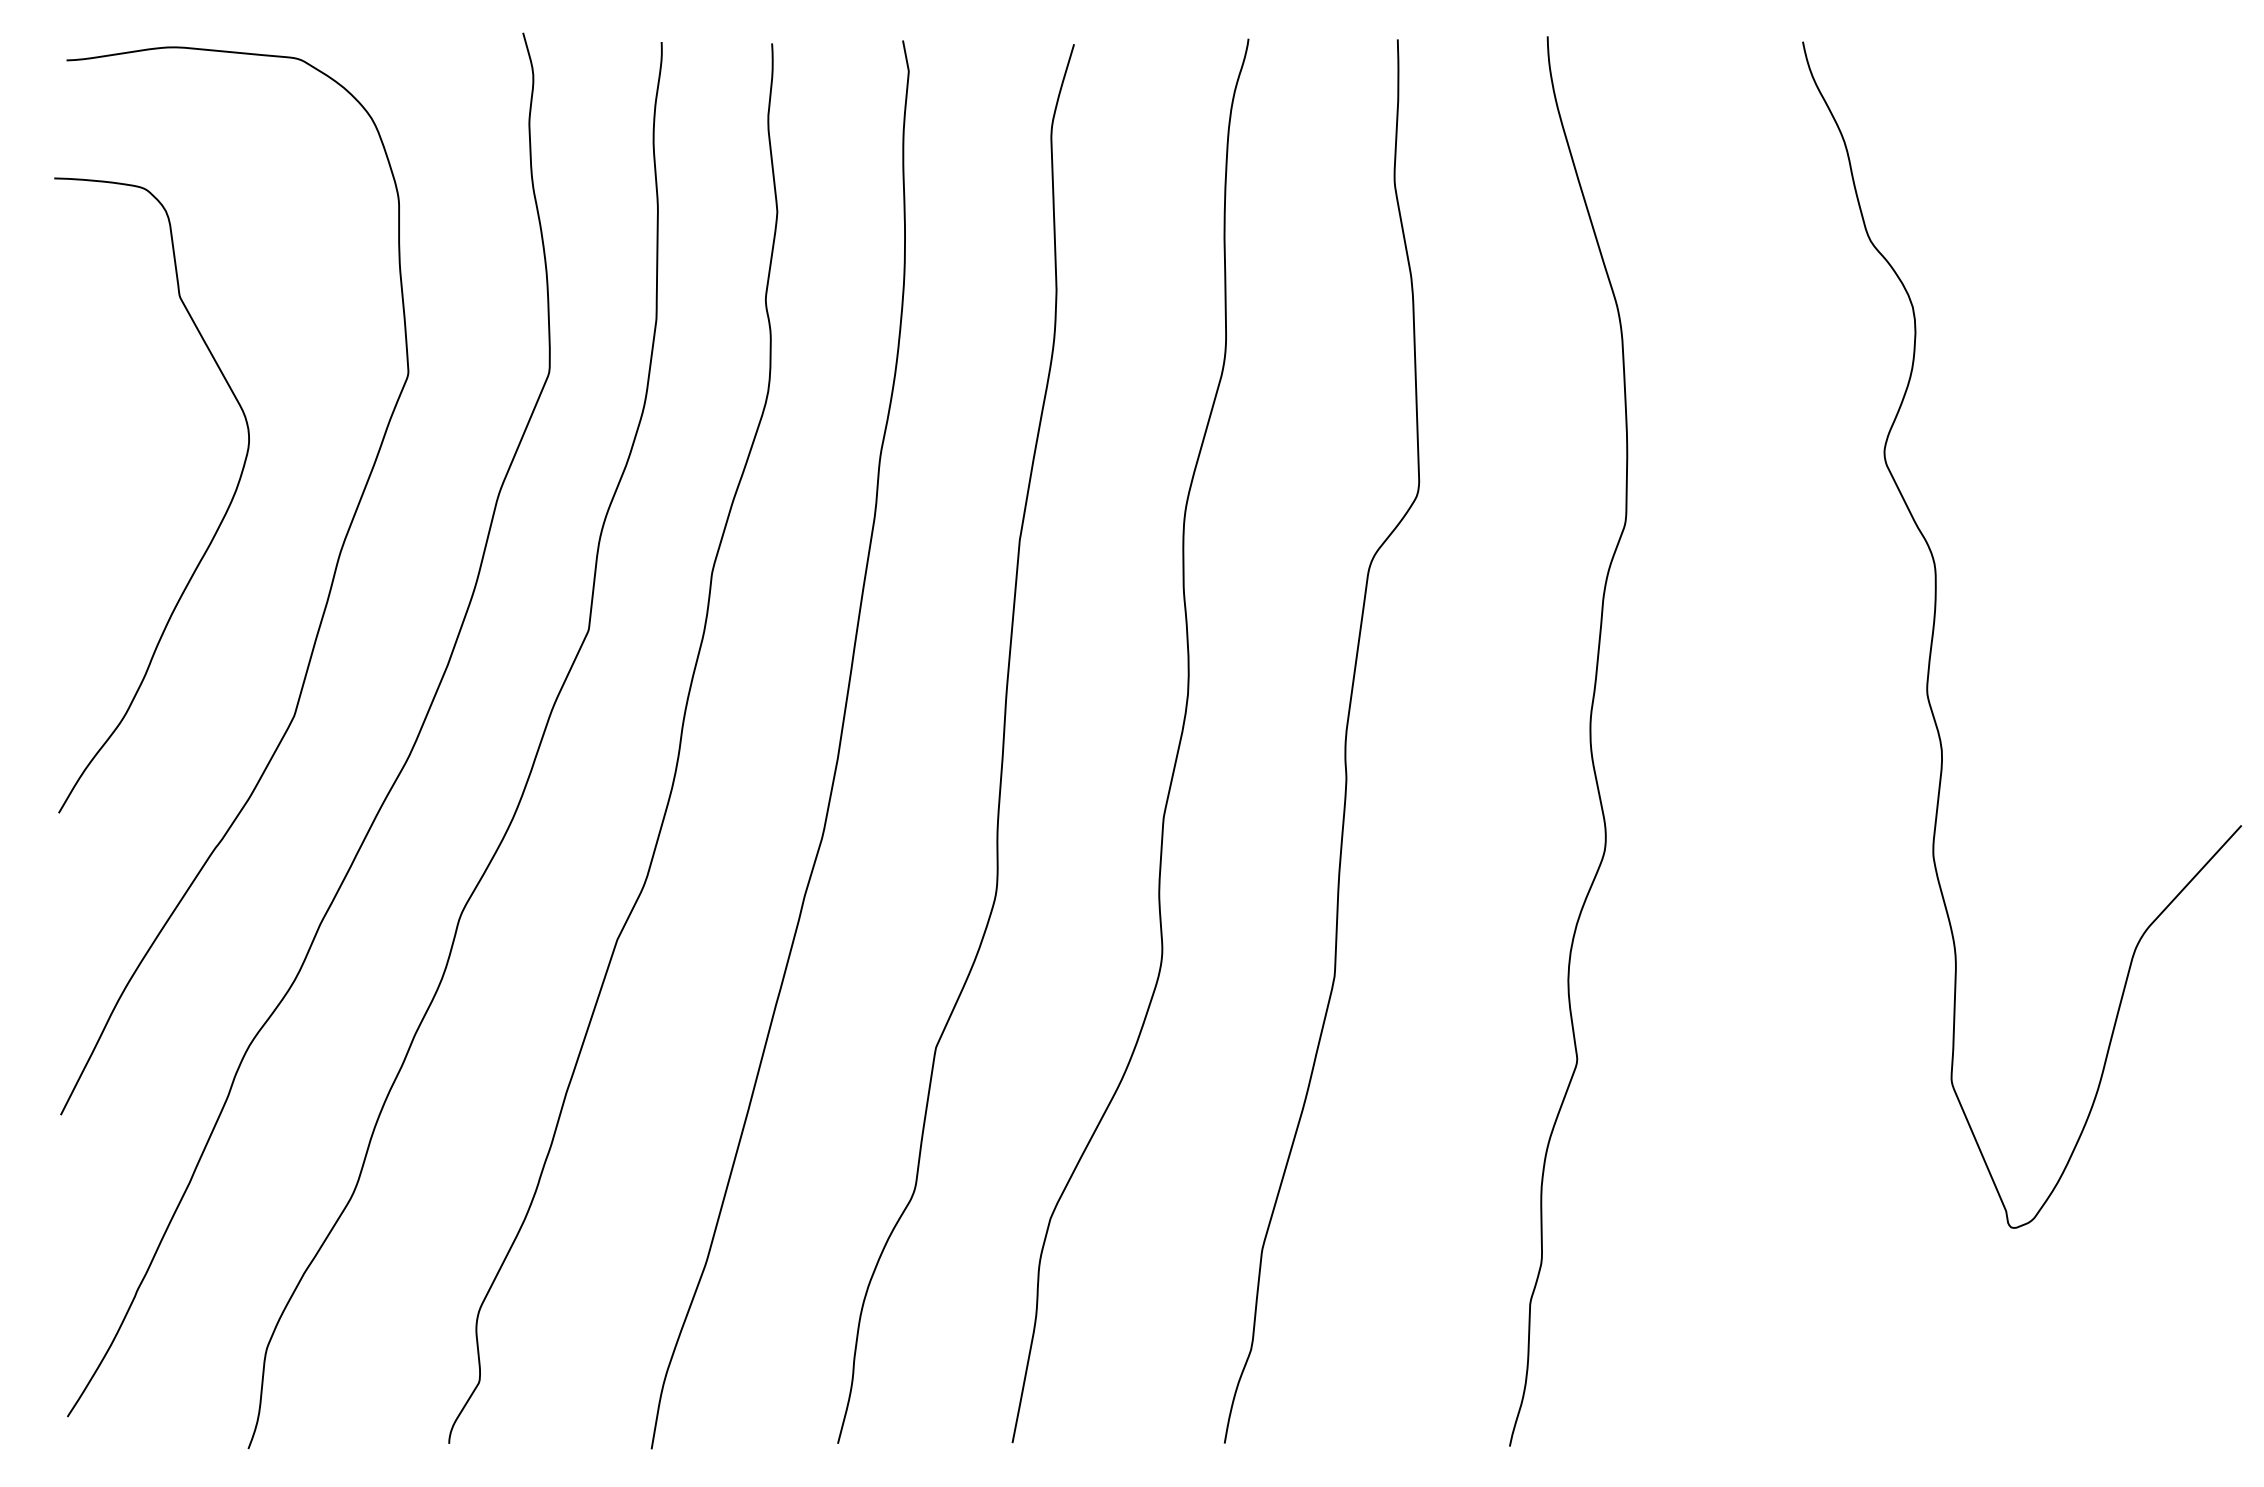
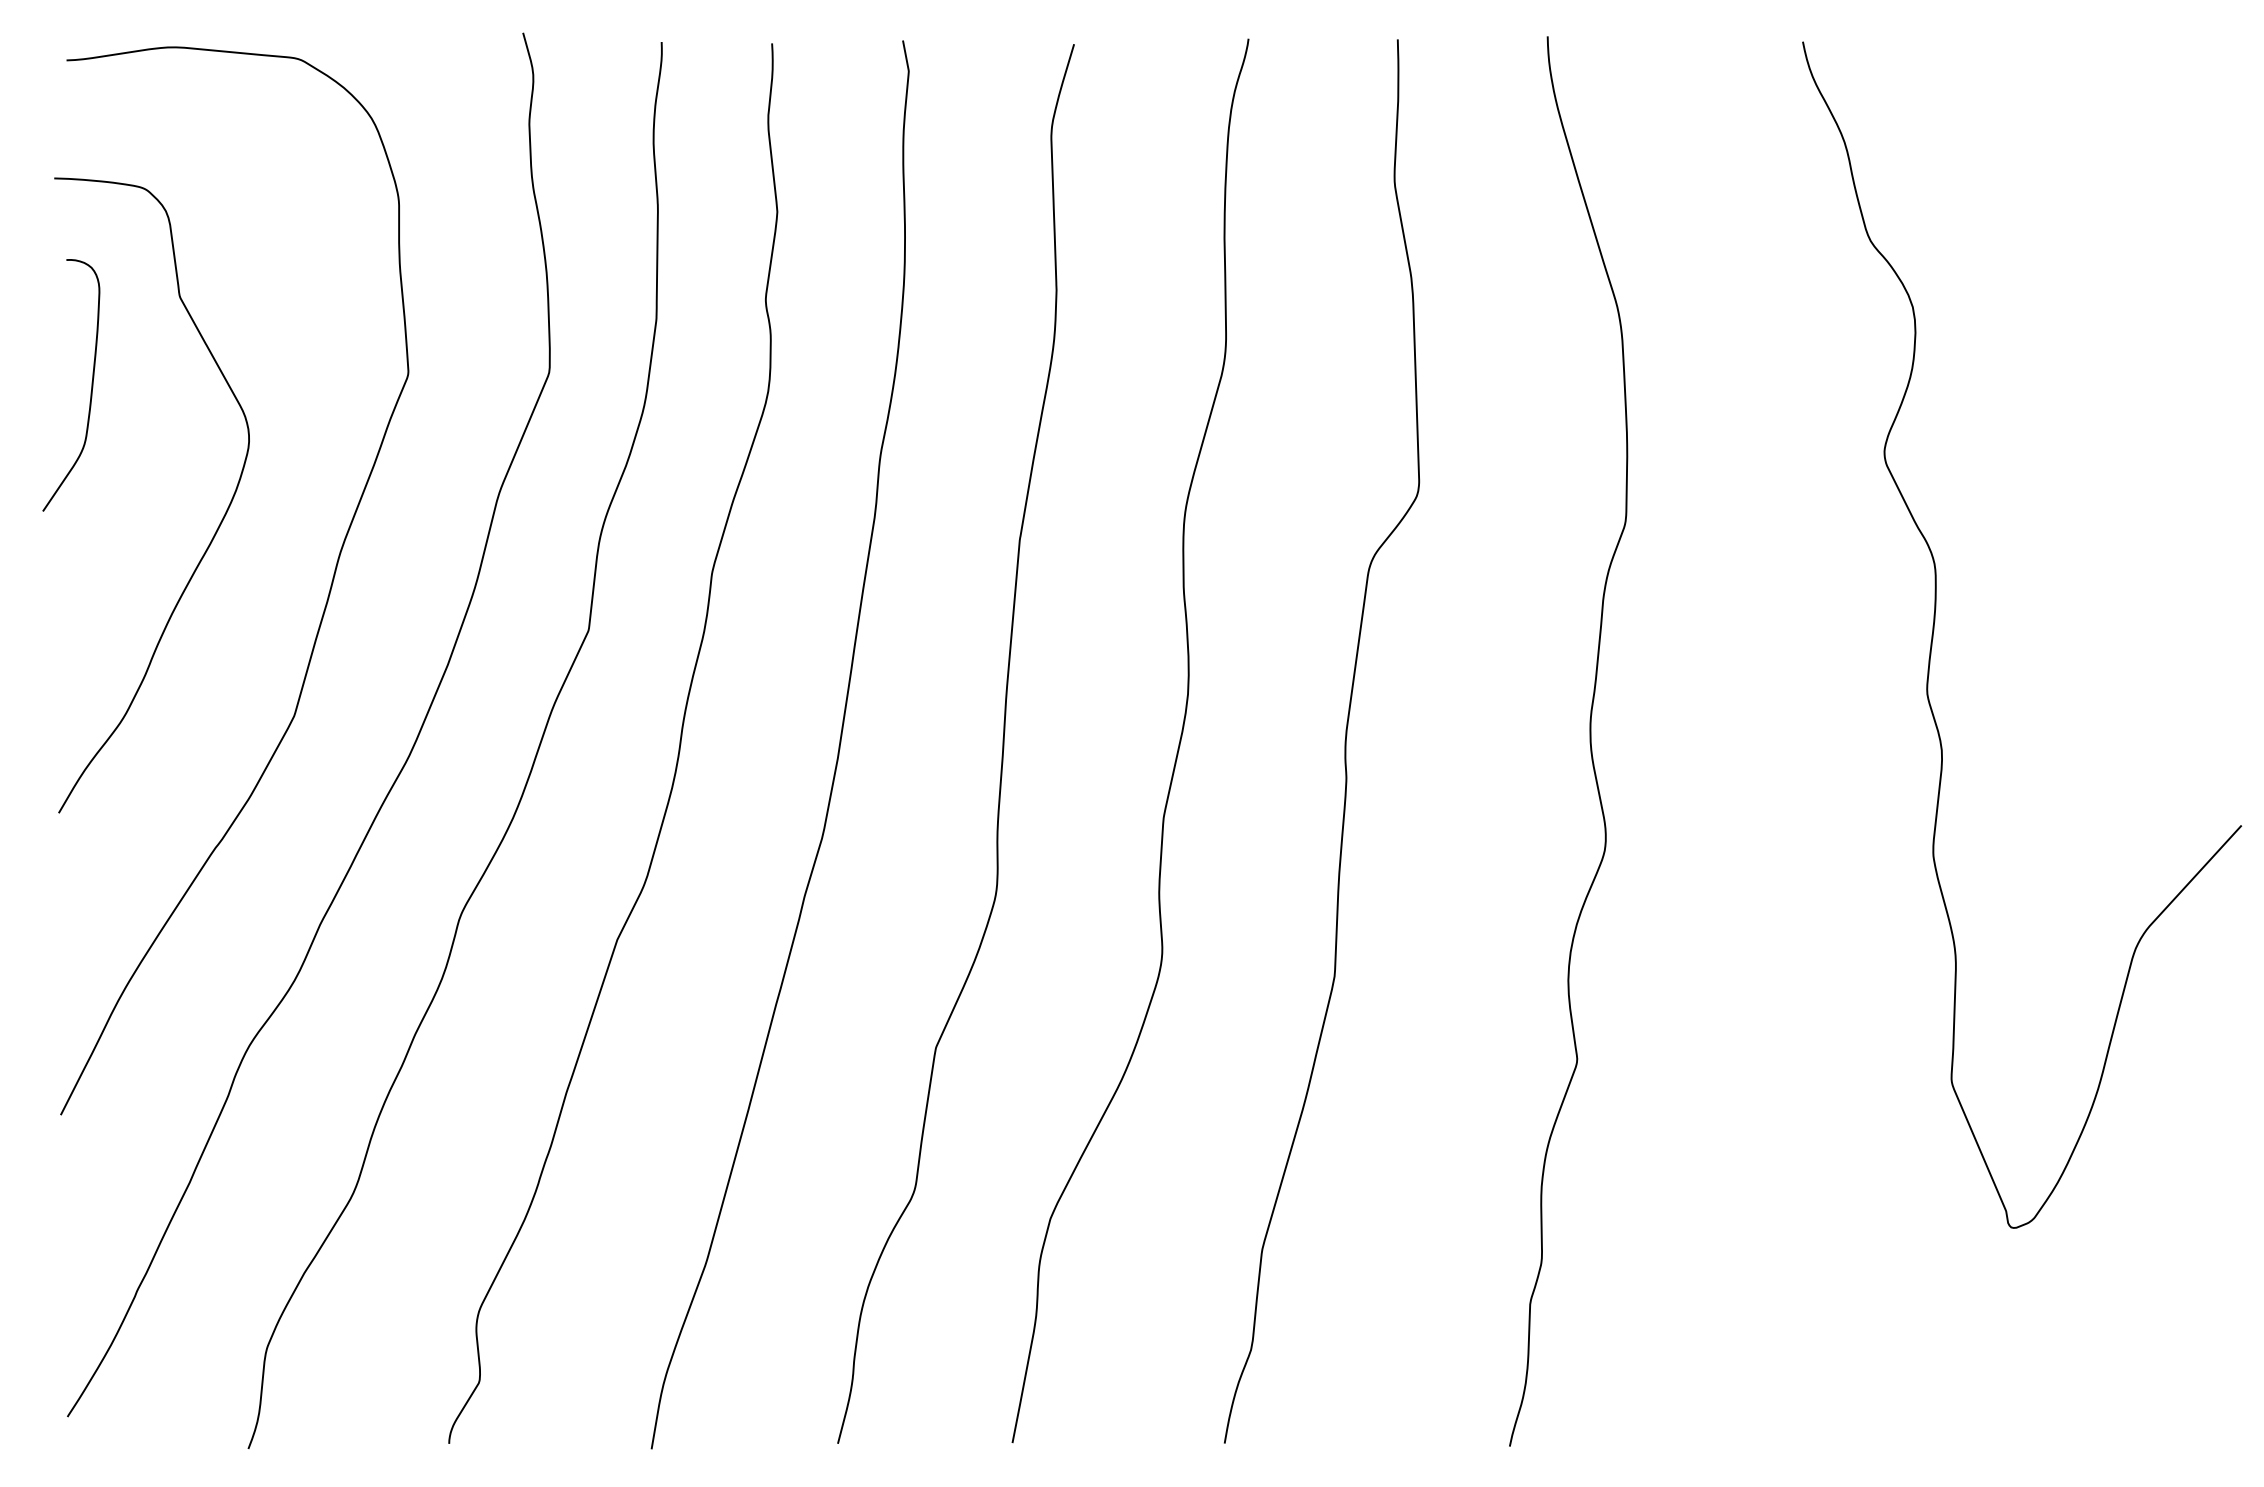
curve: none -> present (91, 385)
